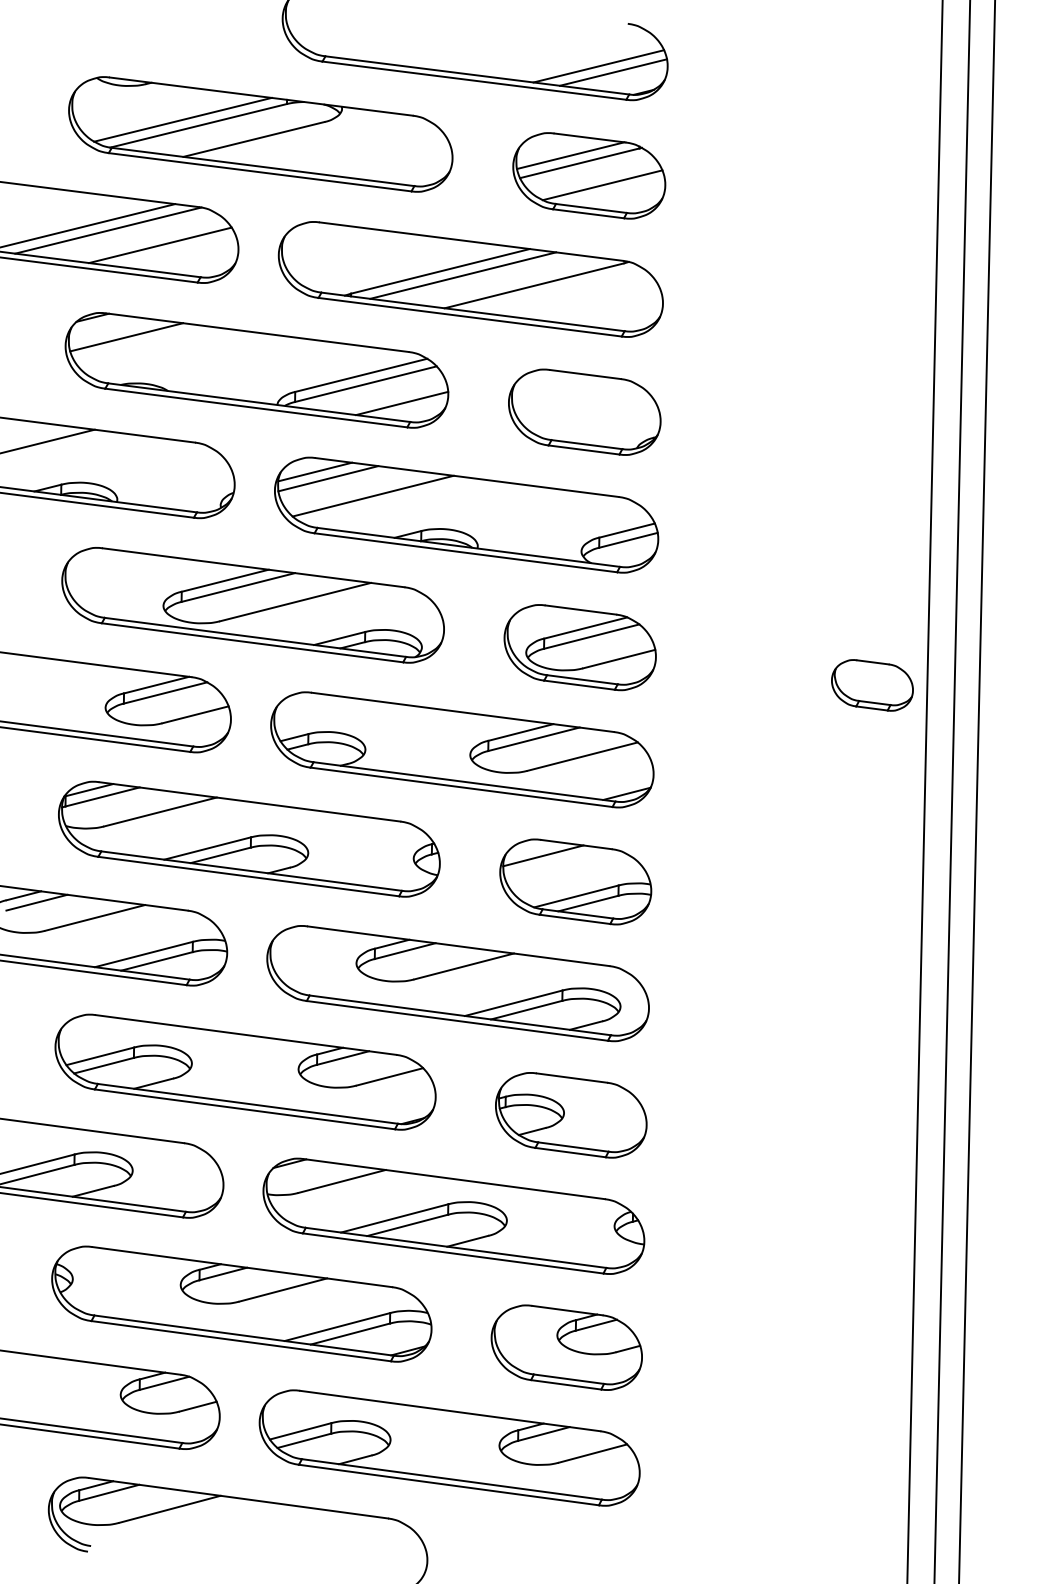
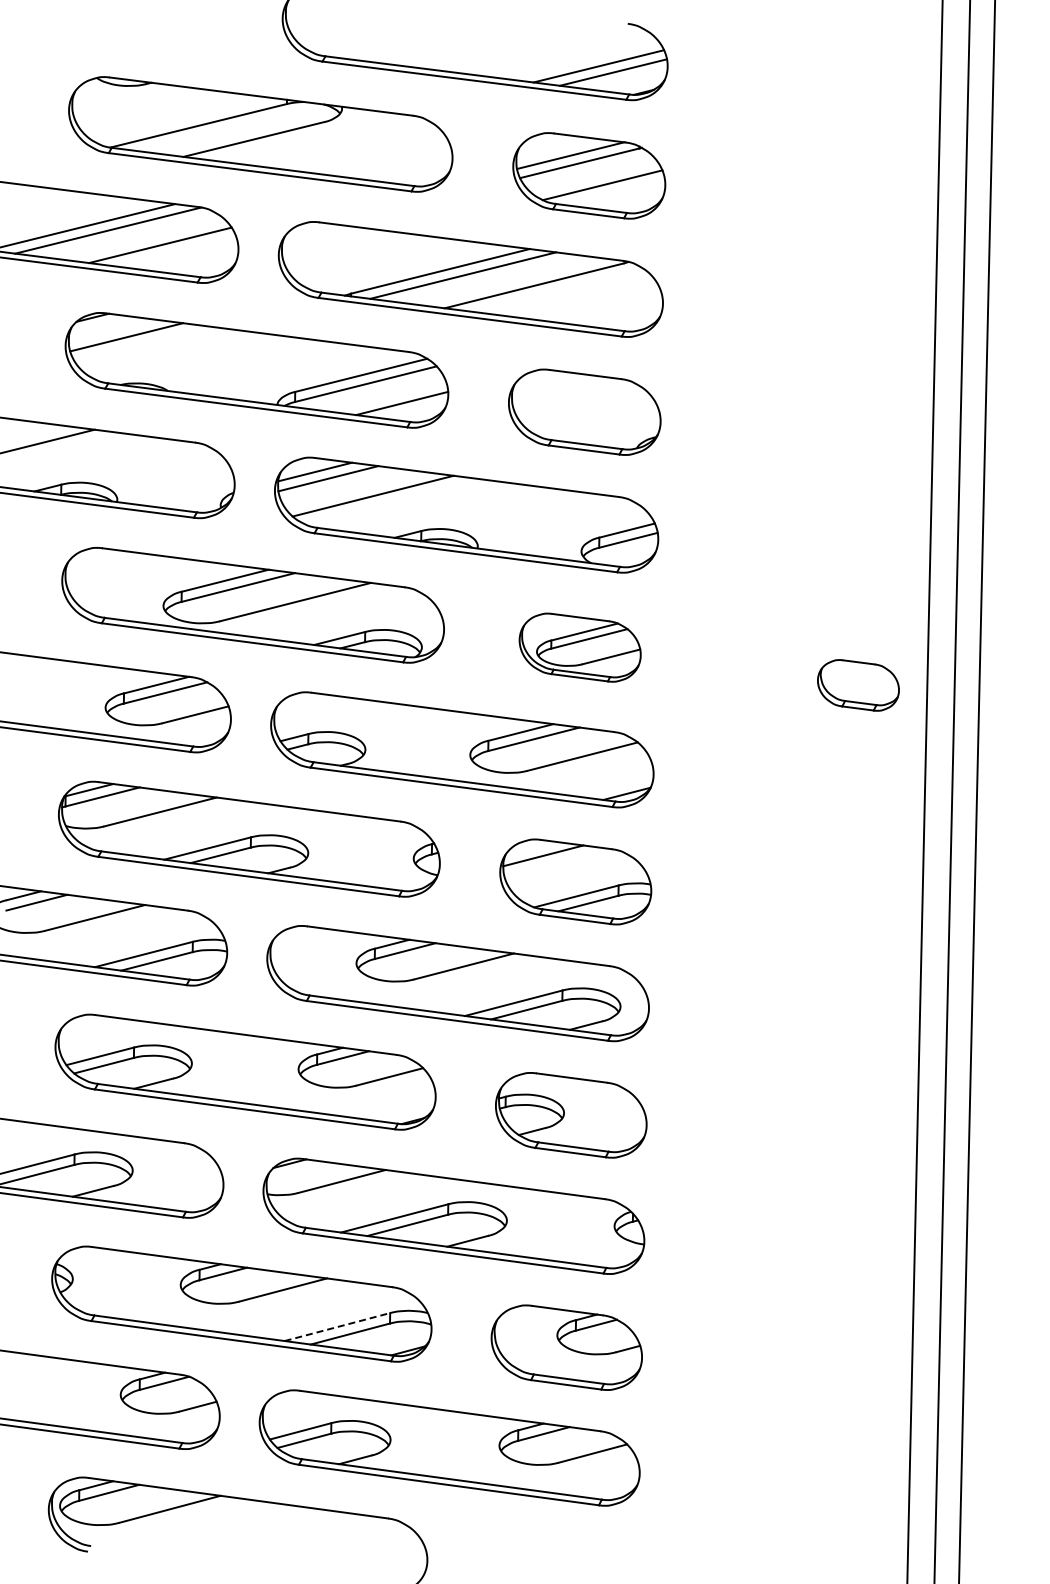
line: present -> none (182, 119)
part size: 154x88 px -> 124x71 px (579, 647)
part position: (872, 685) -> (858, 685) (858, 685)
line: solid -> dashed (337, 1327)
